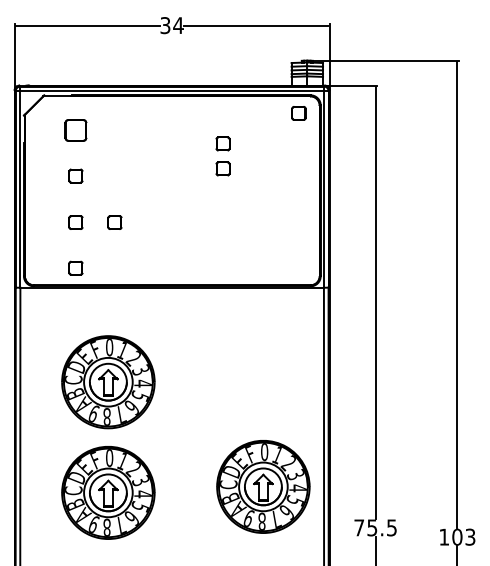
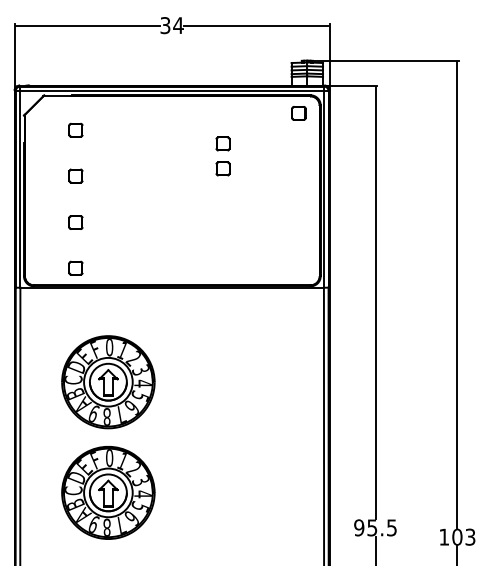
part size: 24x23 px -> 16x16 px (75, 129)
part: present -> none (114, 222)
part: present -> none (263, 486)
text: 75.5 -> 95.5 (359, 527)
